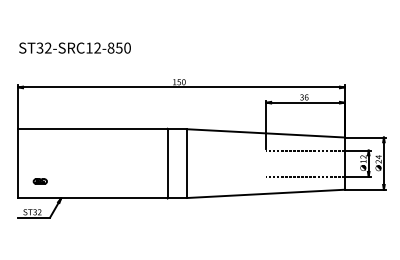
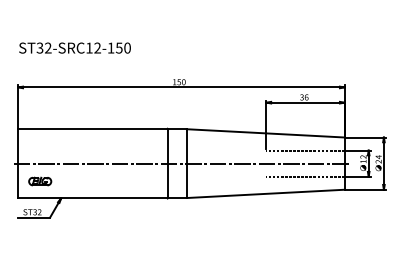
text: ST32-SRC12-850 -> ST32-SRC12-150 (110, 47)
line: none -> present (180, 163)
part size: 16x7 px -> 25x11 px (40, 181)
